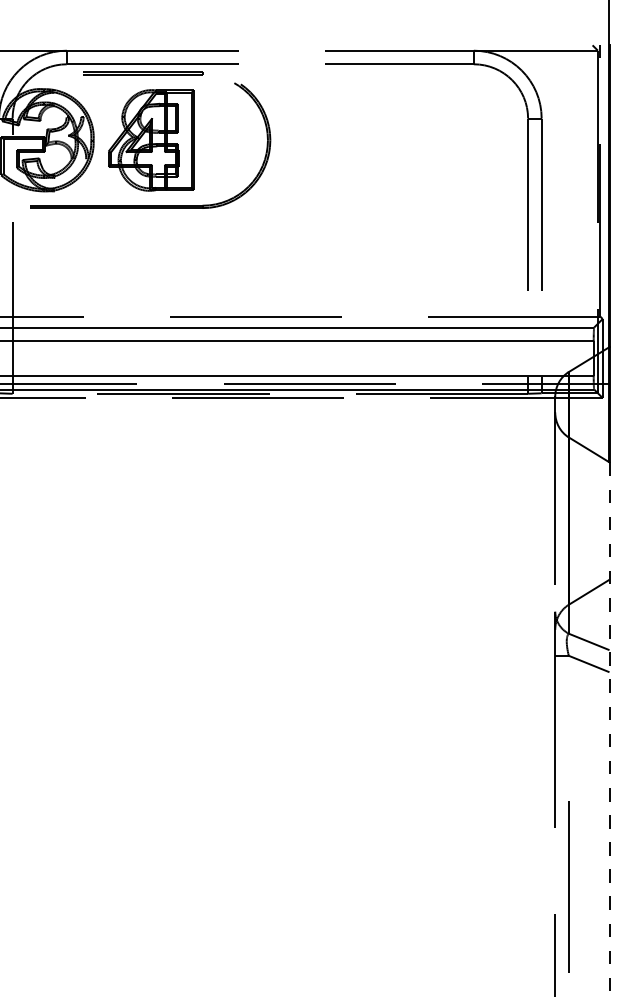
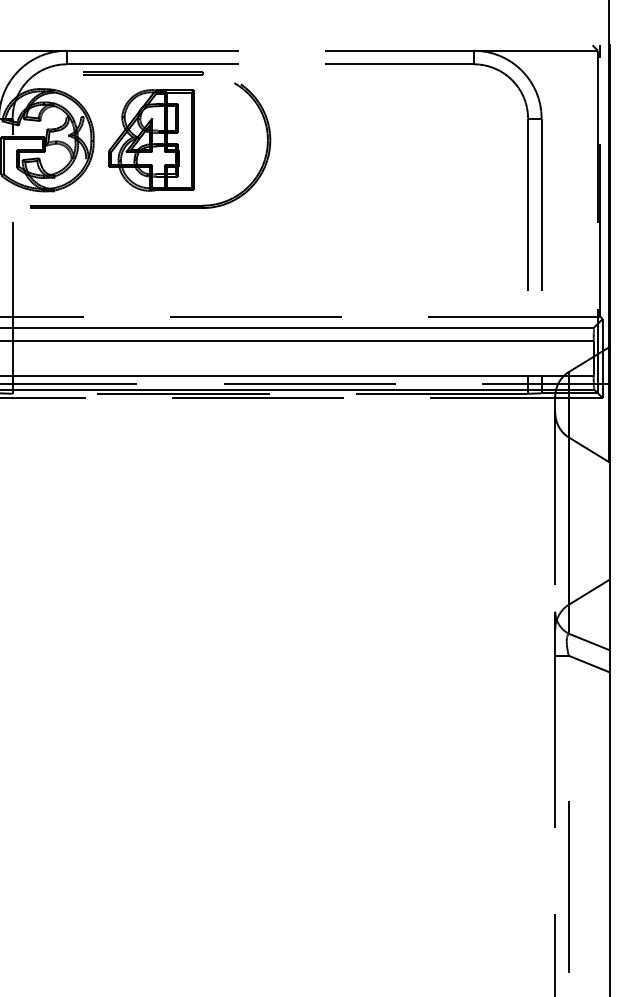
line: dashed -> solid (609, 729)
